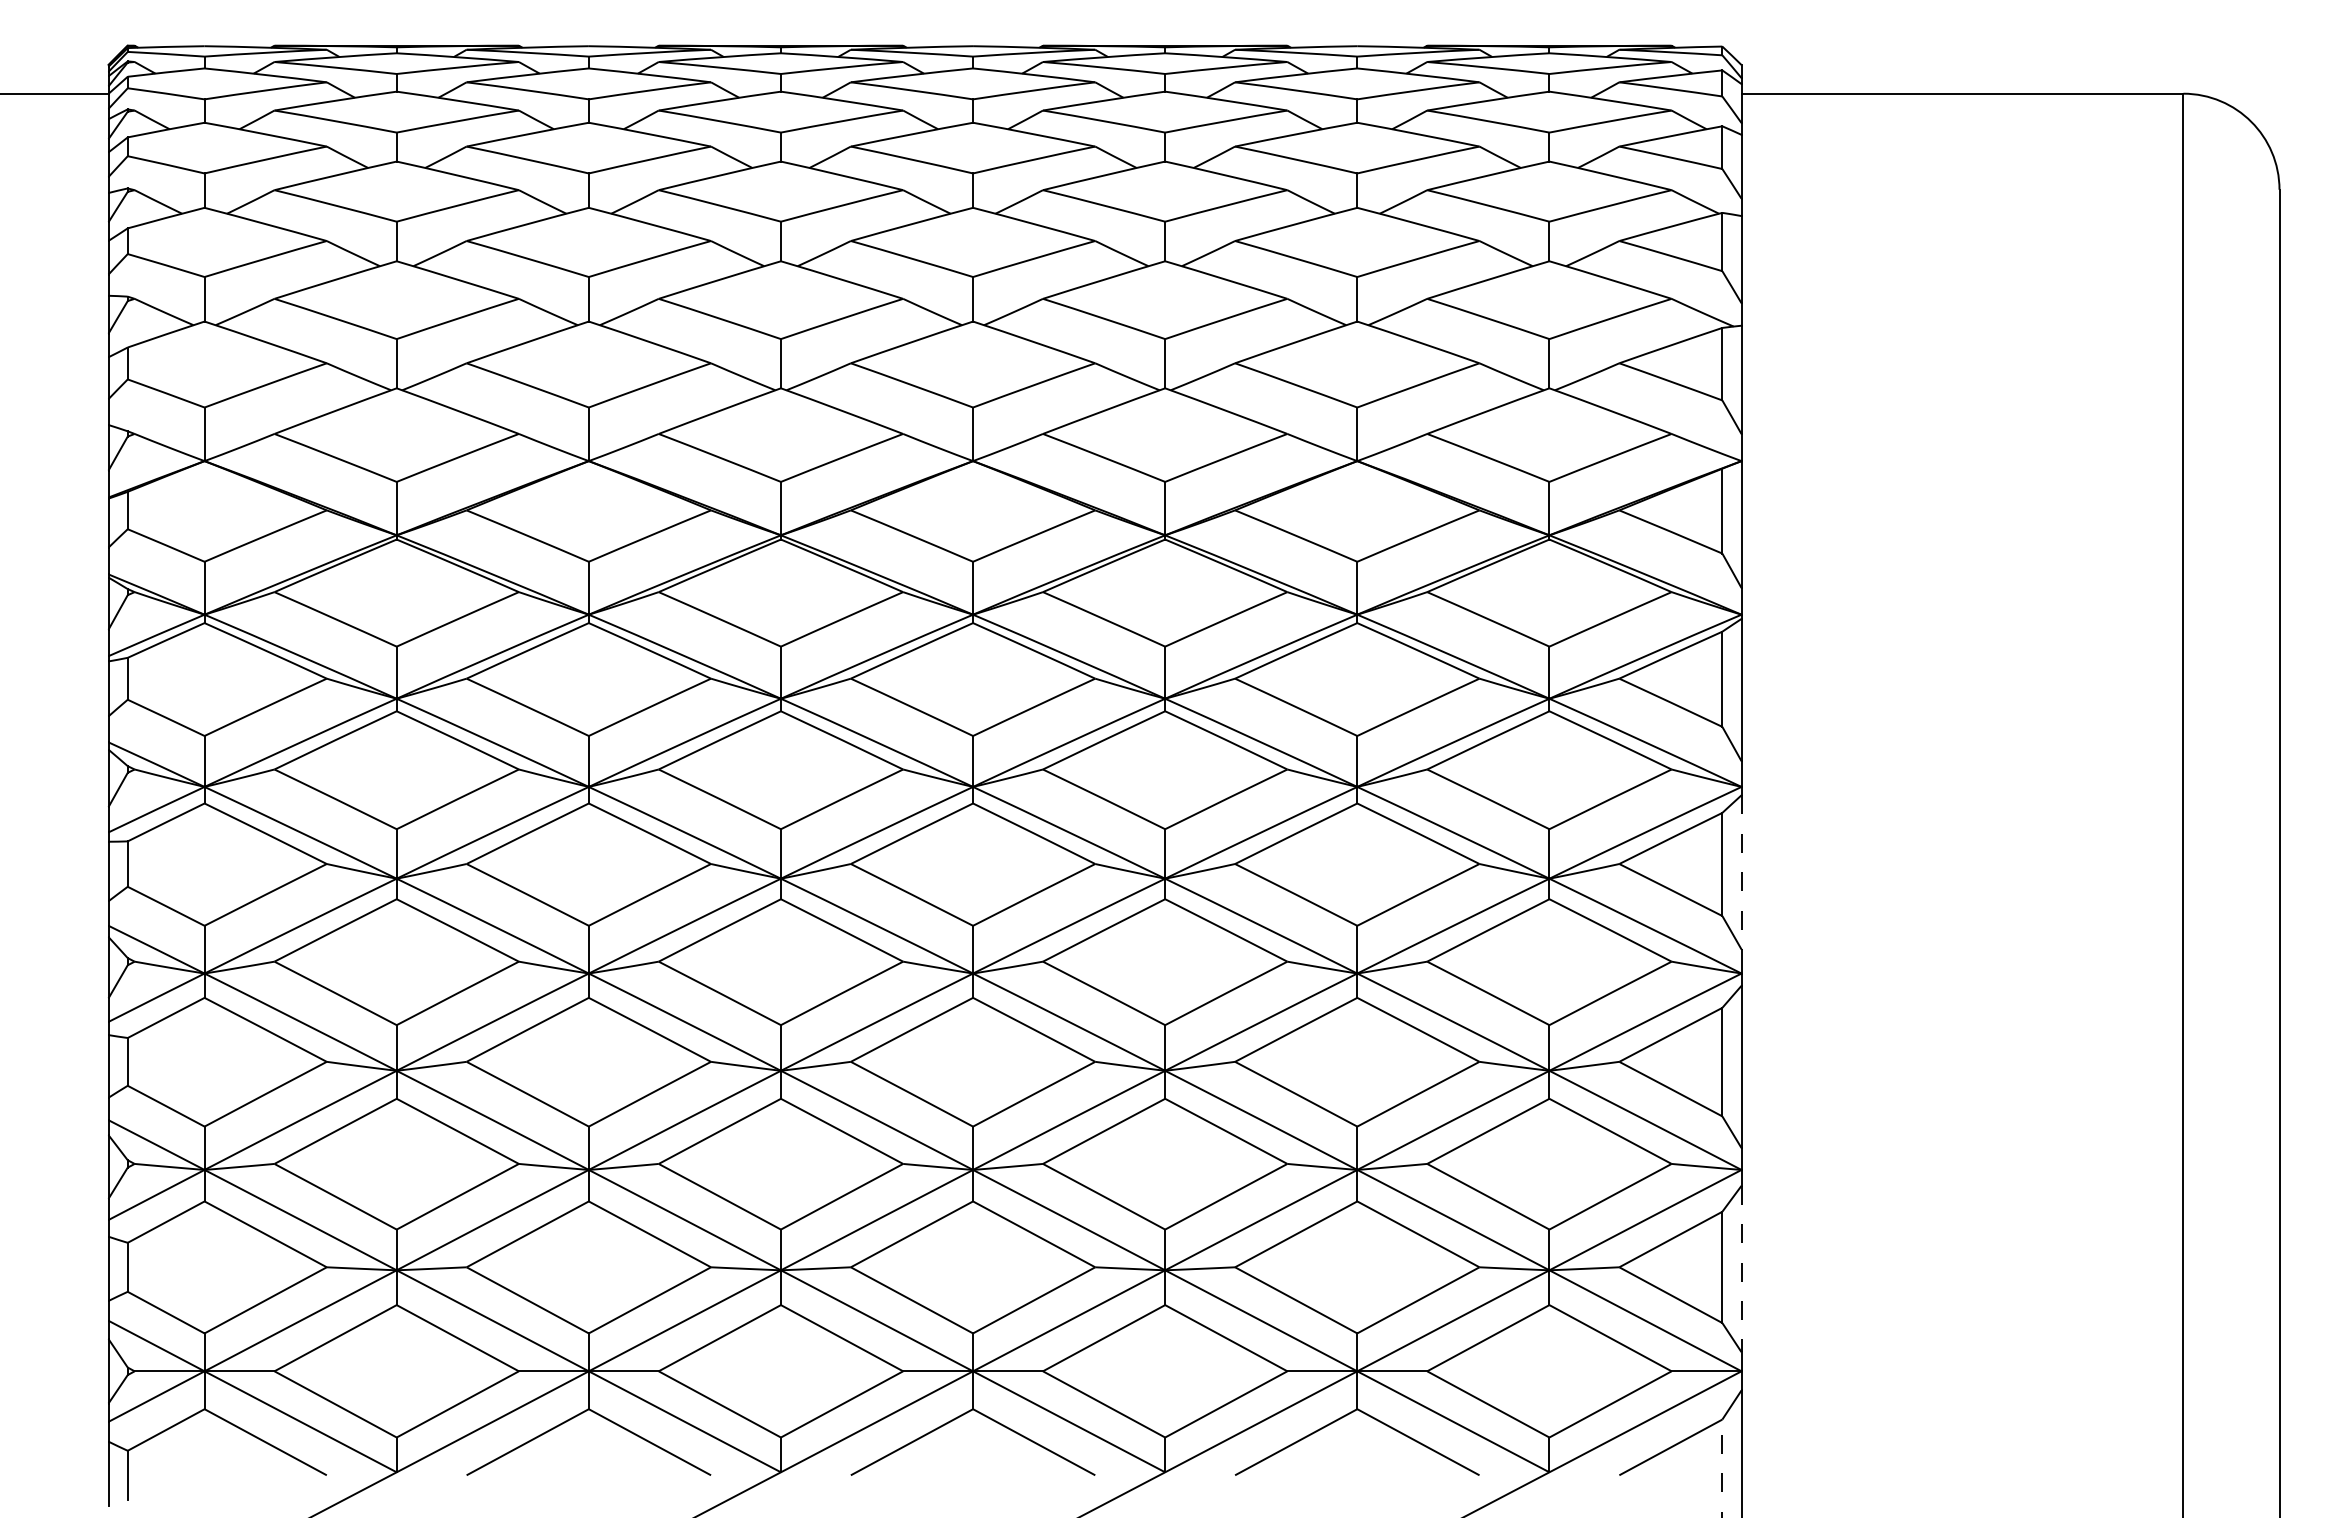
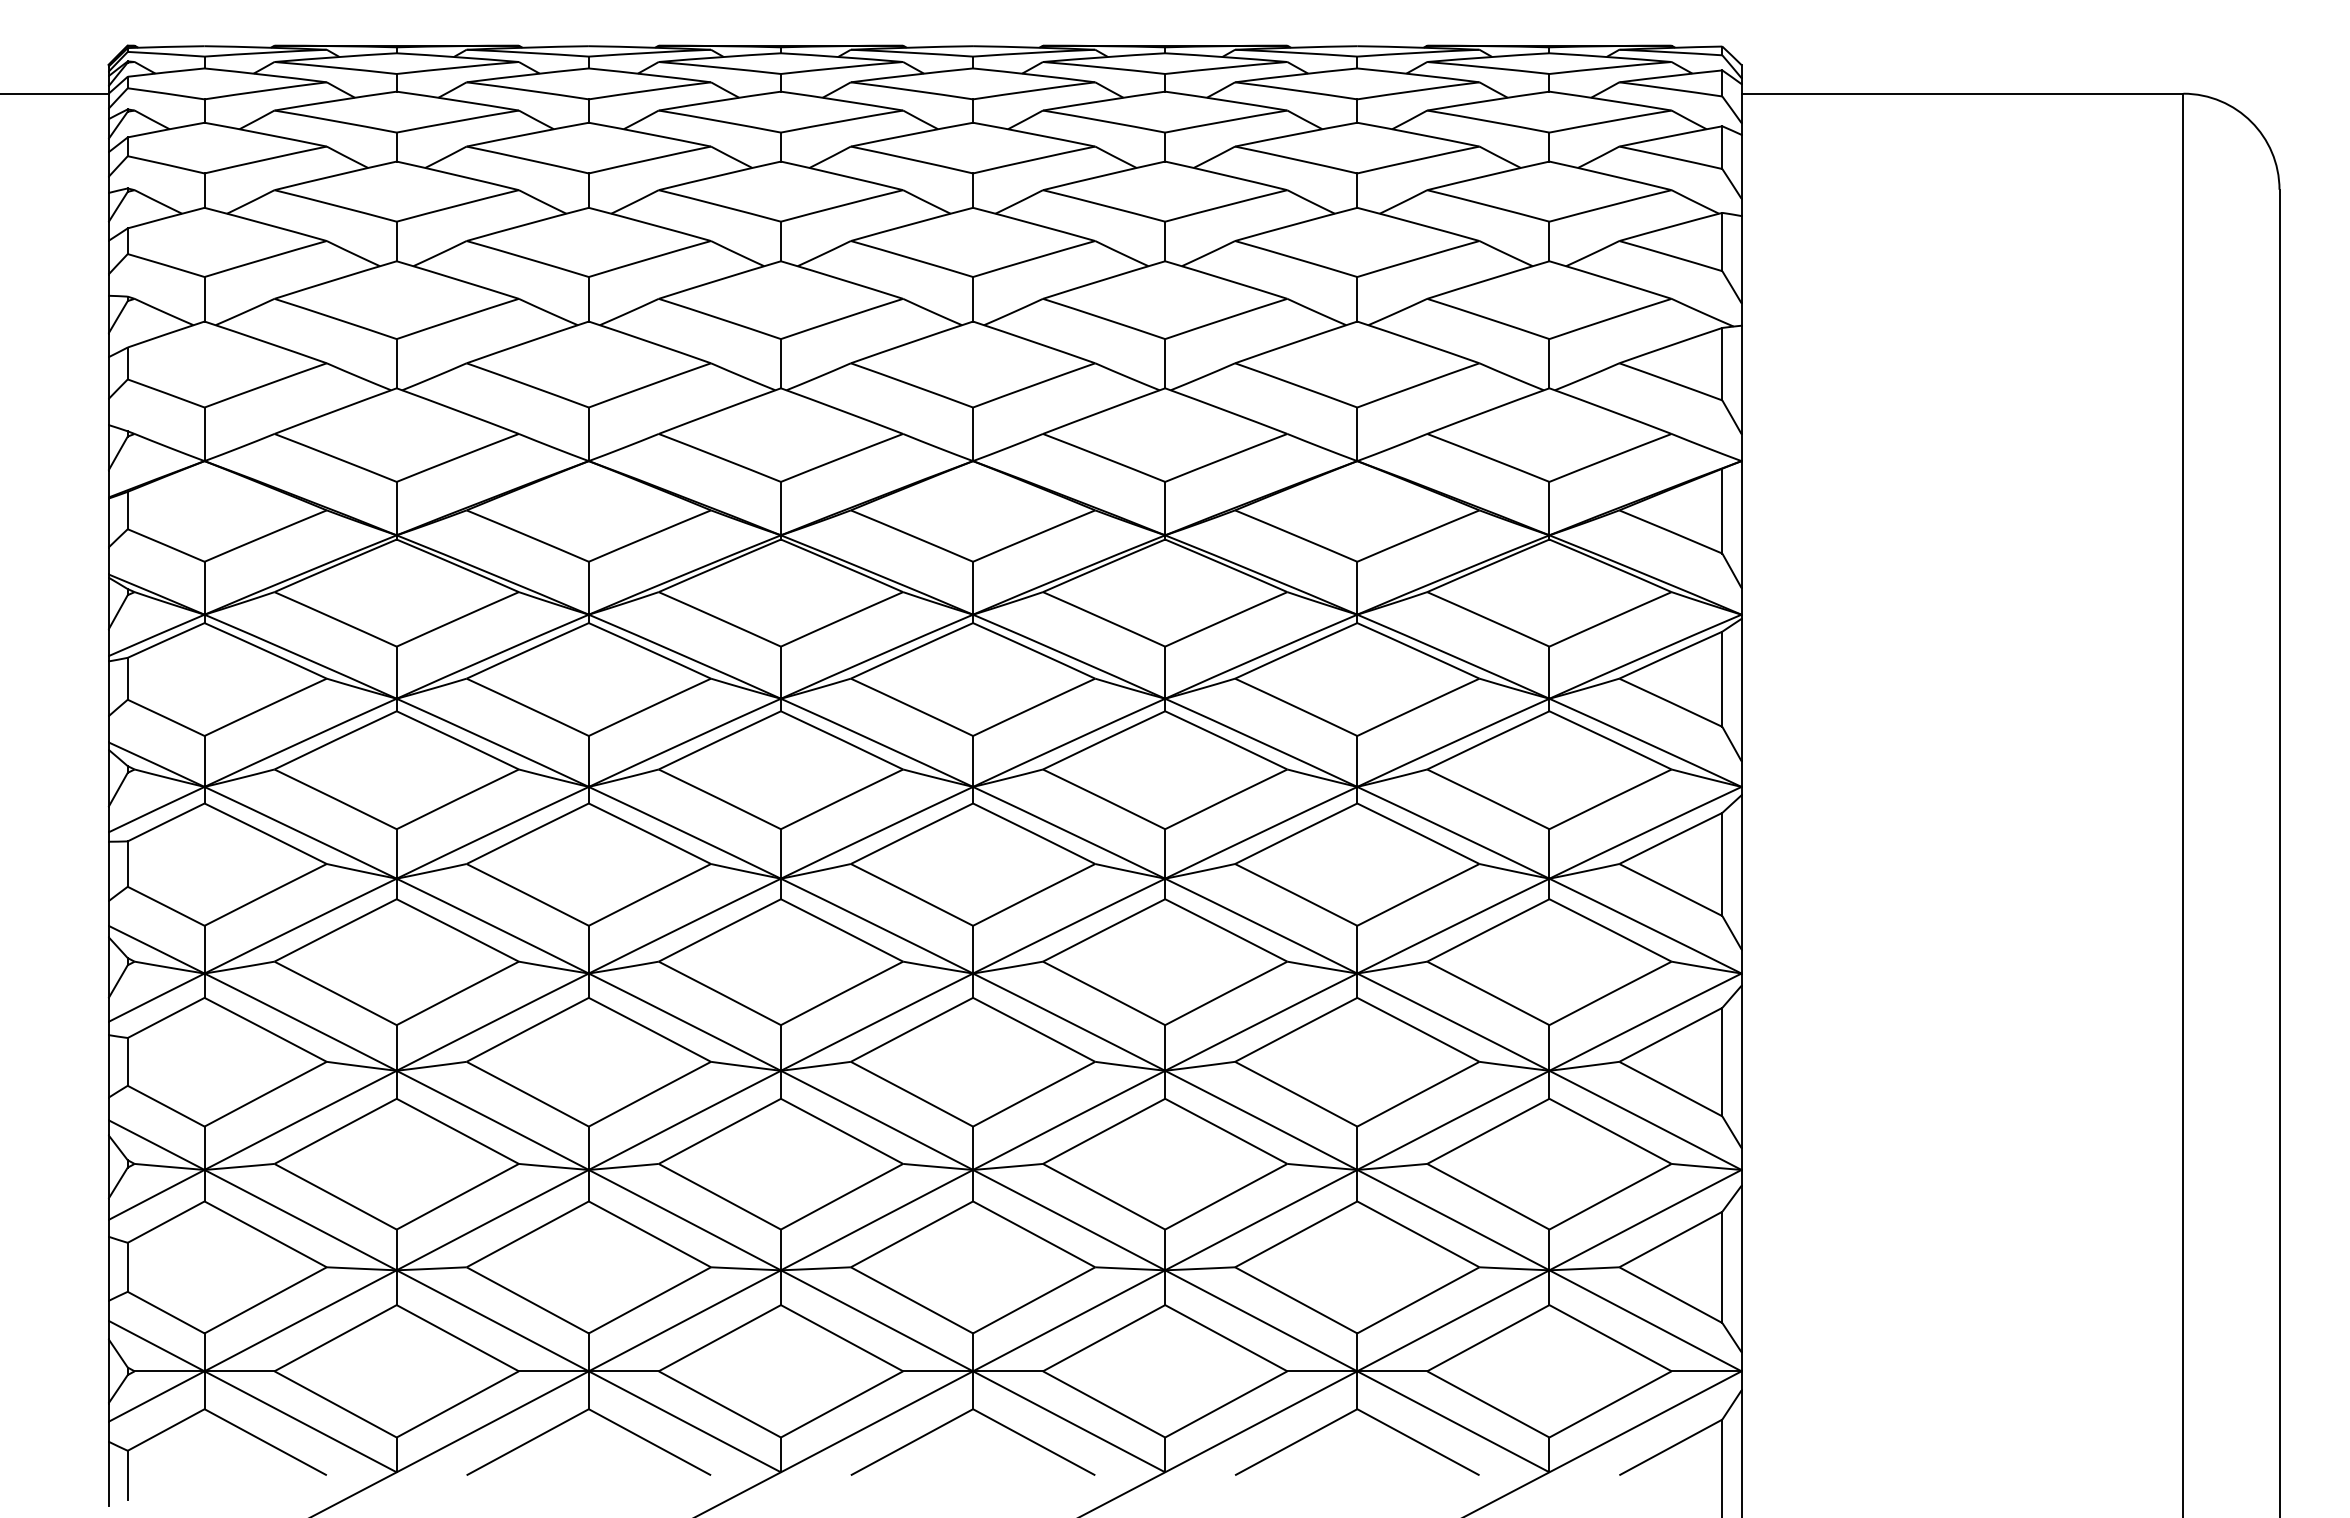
line: dashed -> solid (1741, 872)
line: dashed -> solid (1741, 1269)
line: dashed -> solid (1722, 1468)
